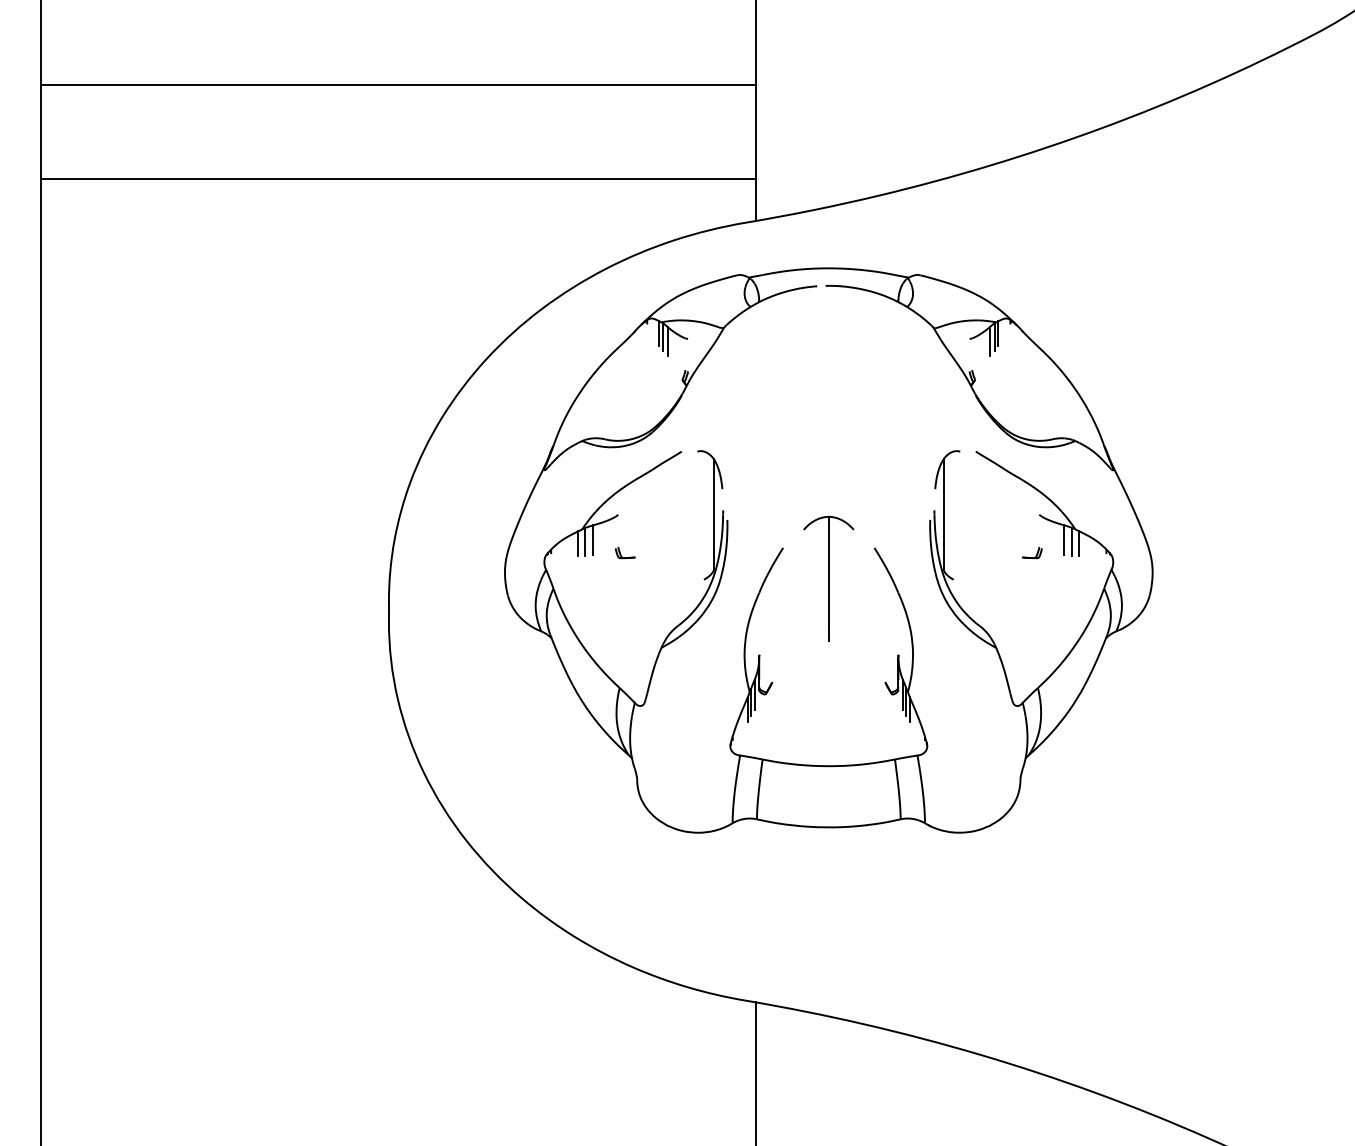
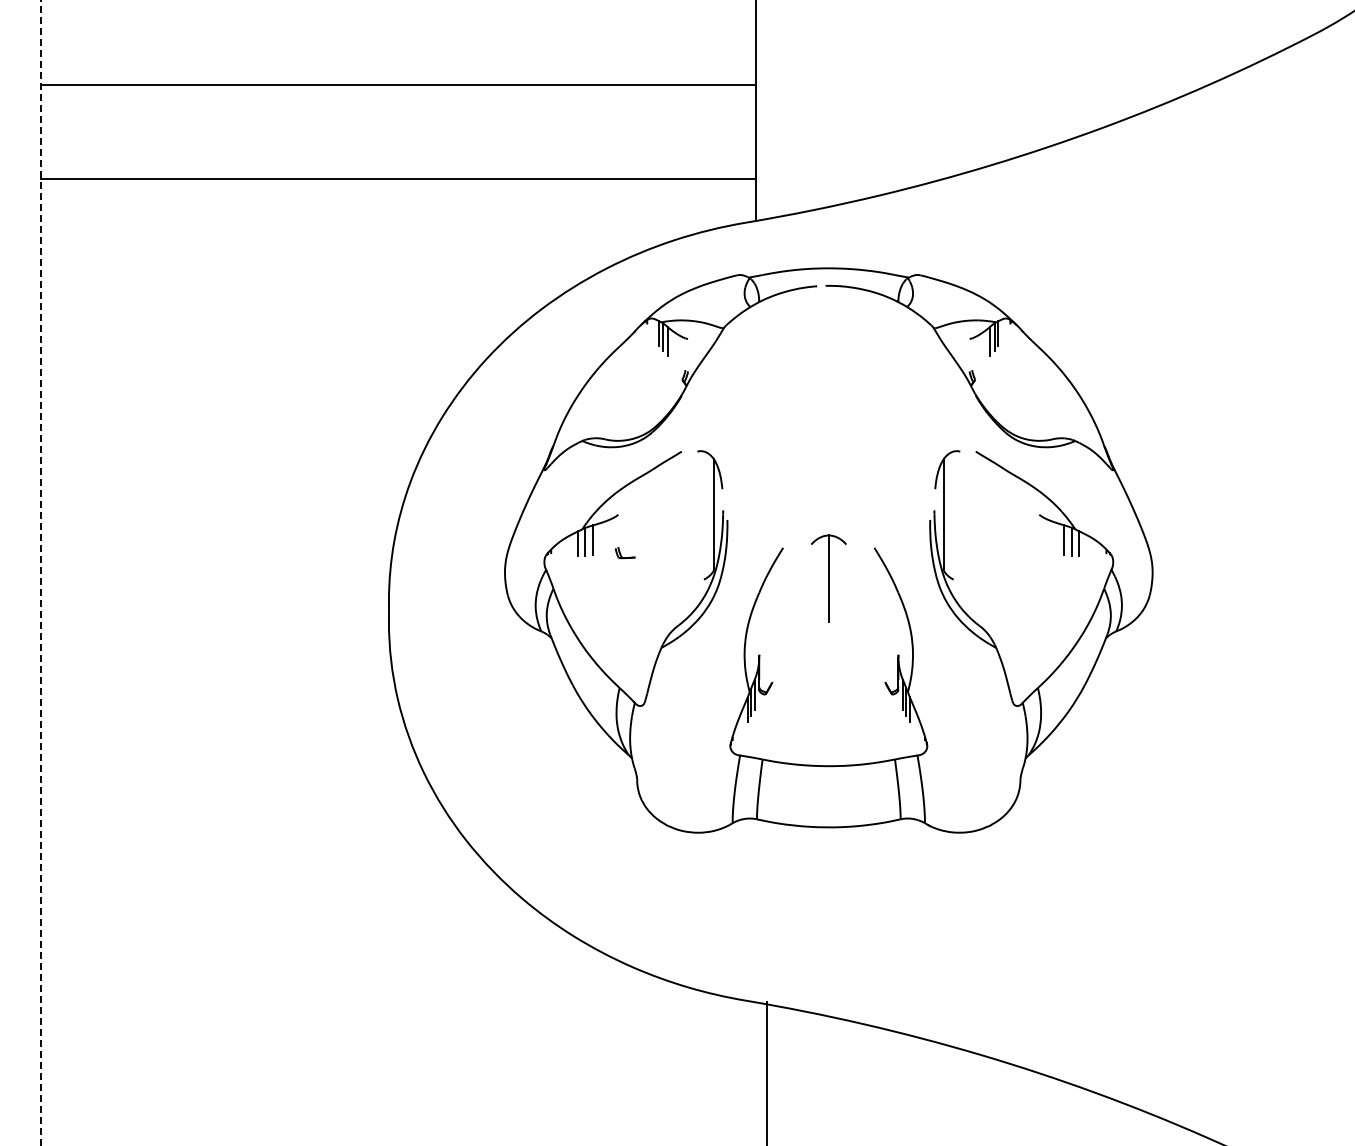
part: present -> none (1031, 553)
line: solid -> dashed (40, 572)
part size: 52x126 px -> 36x89 px (828, 578)
line position: (755, 1072) -> (766, 1072) (766, 1072)
